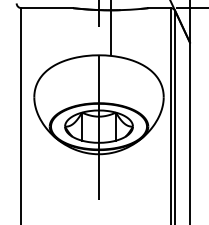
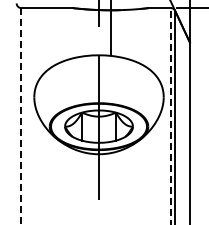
line: solid -> dashed (170, 116)
line: solid -> dashed (21, 117)
